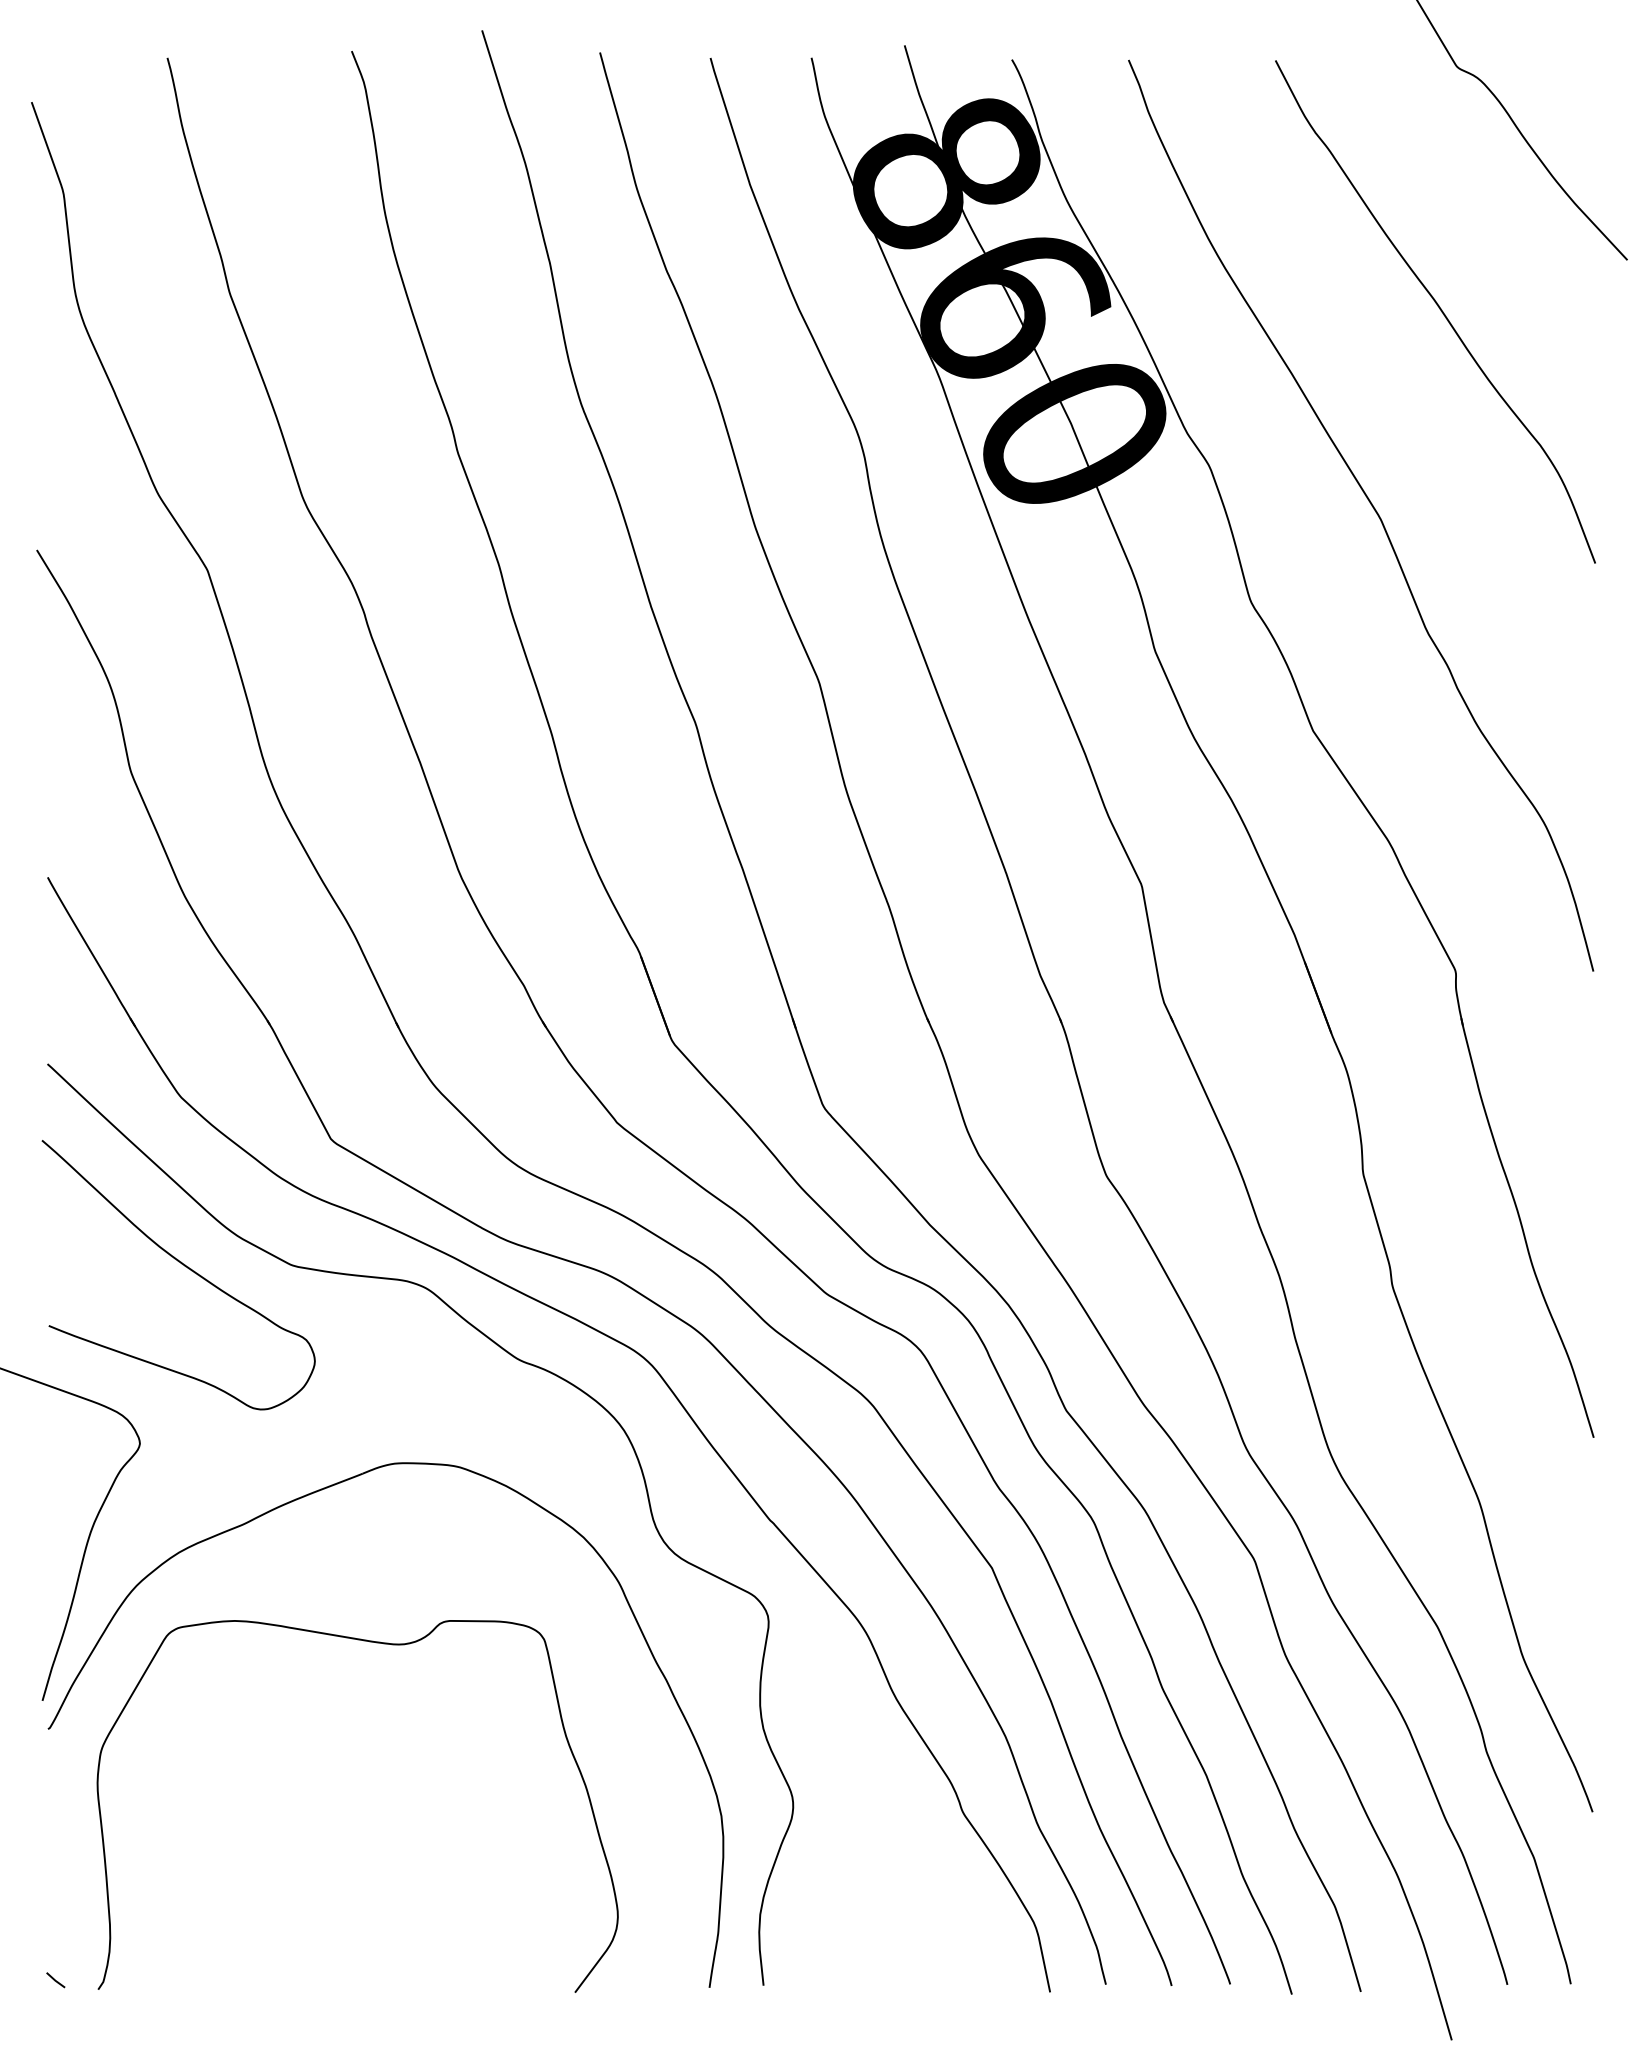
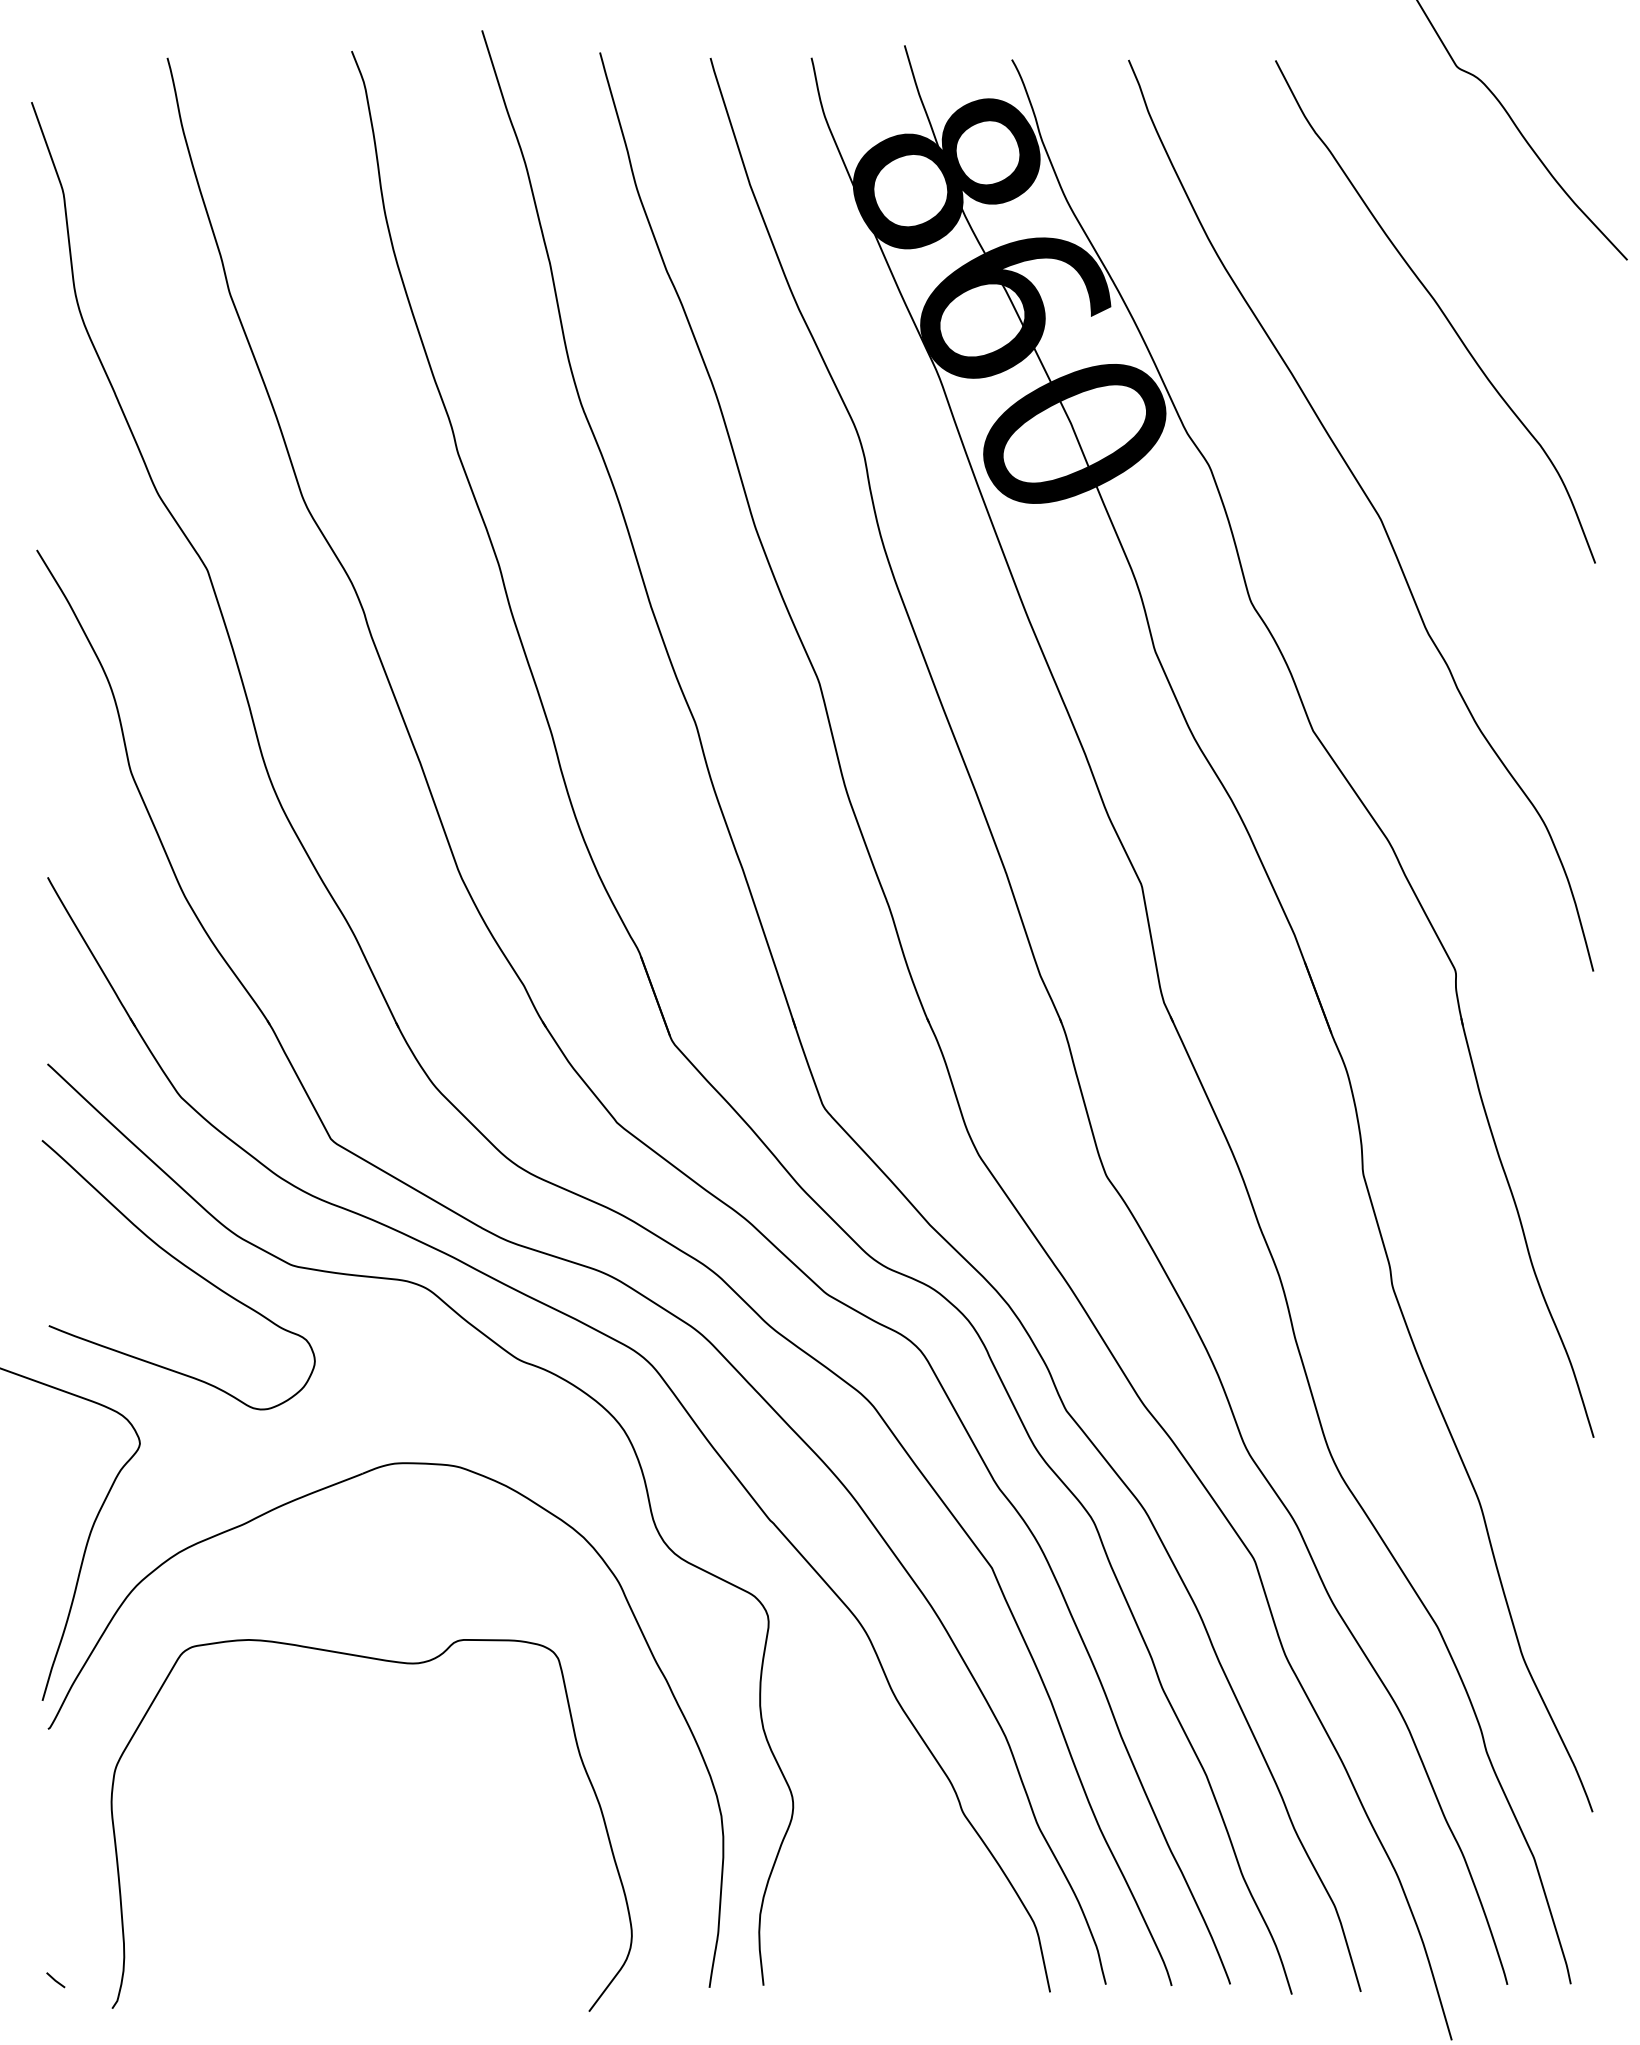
curve position: (383, 1644) -> (397, 1663) (397, 1663)
